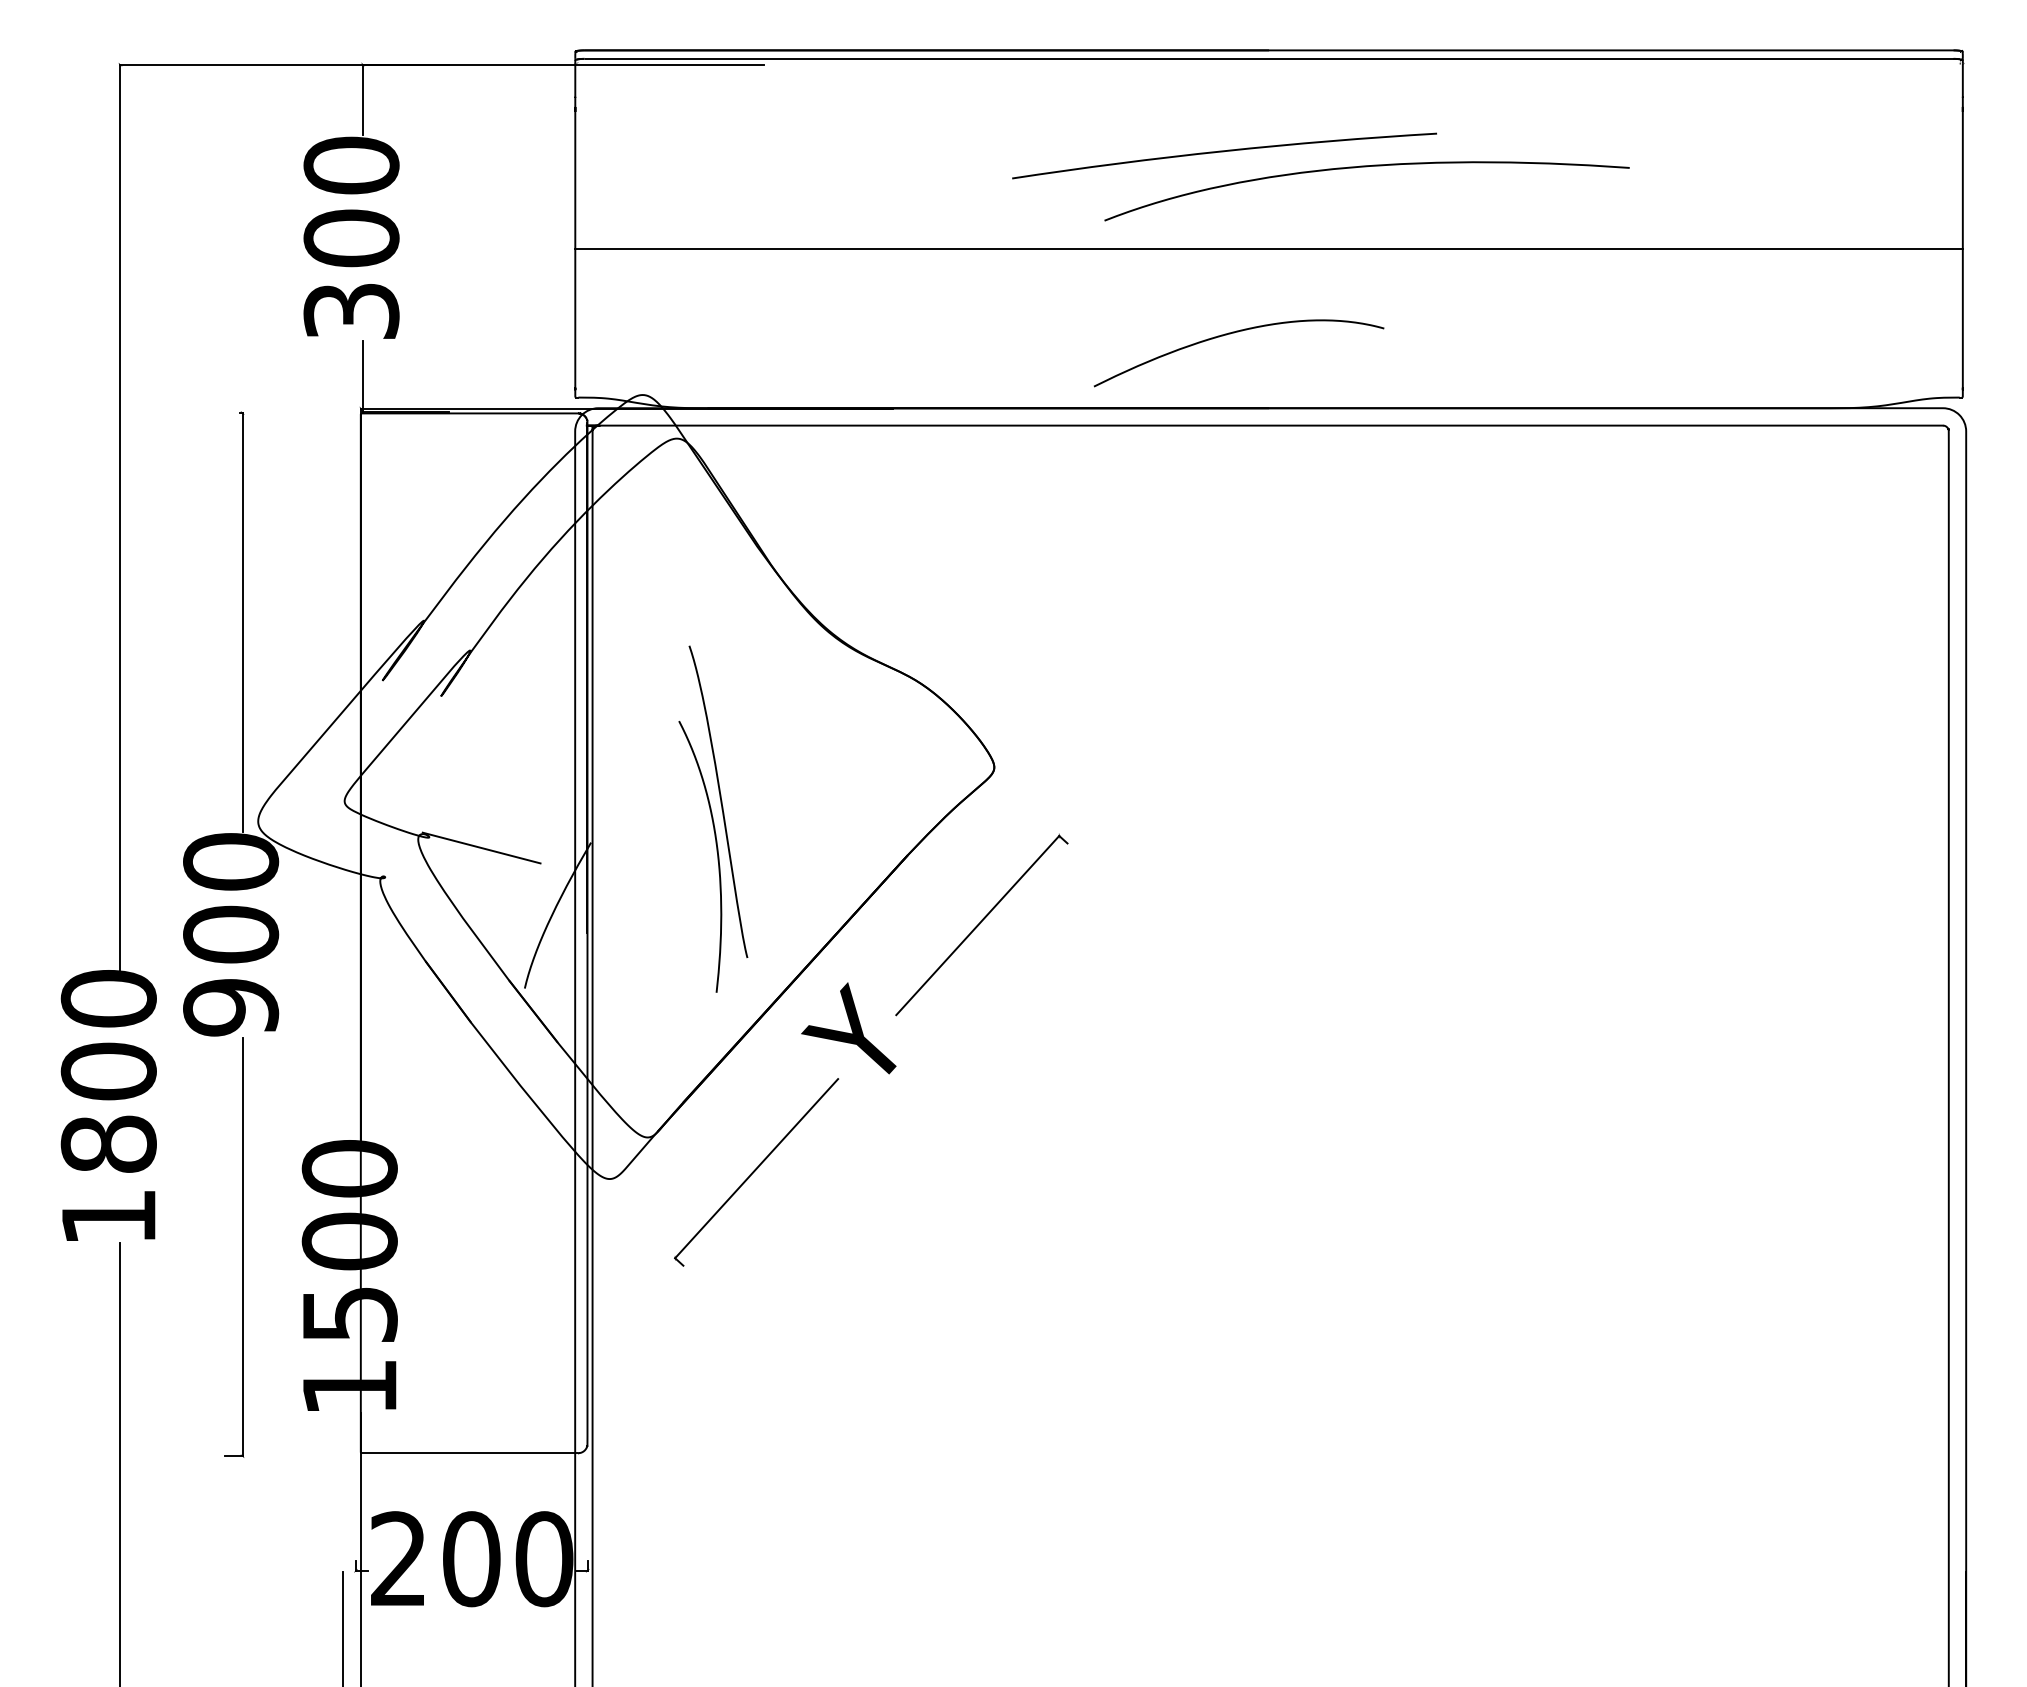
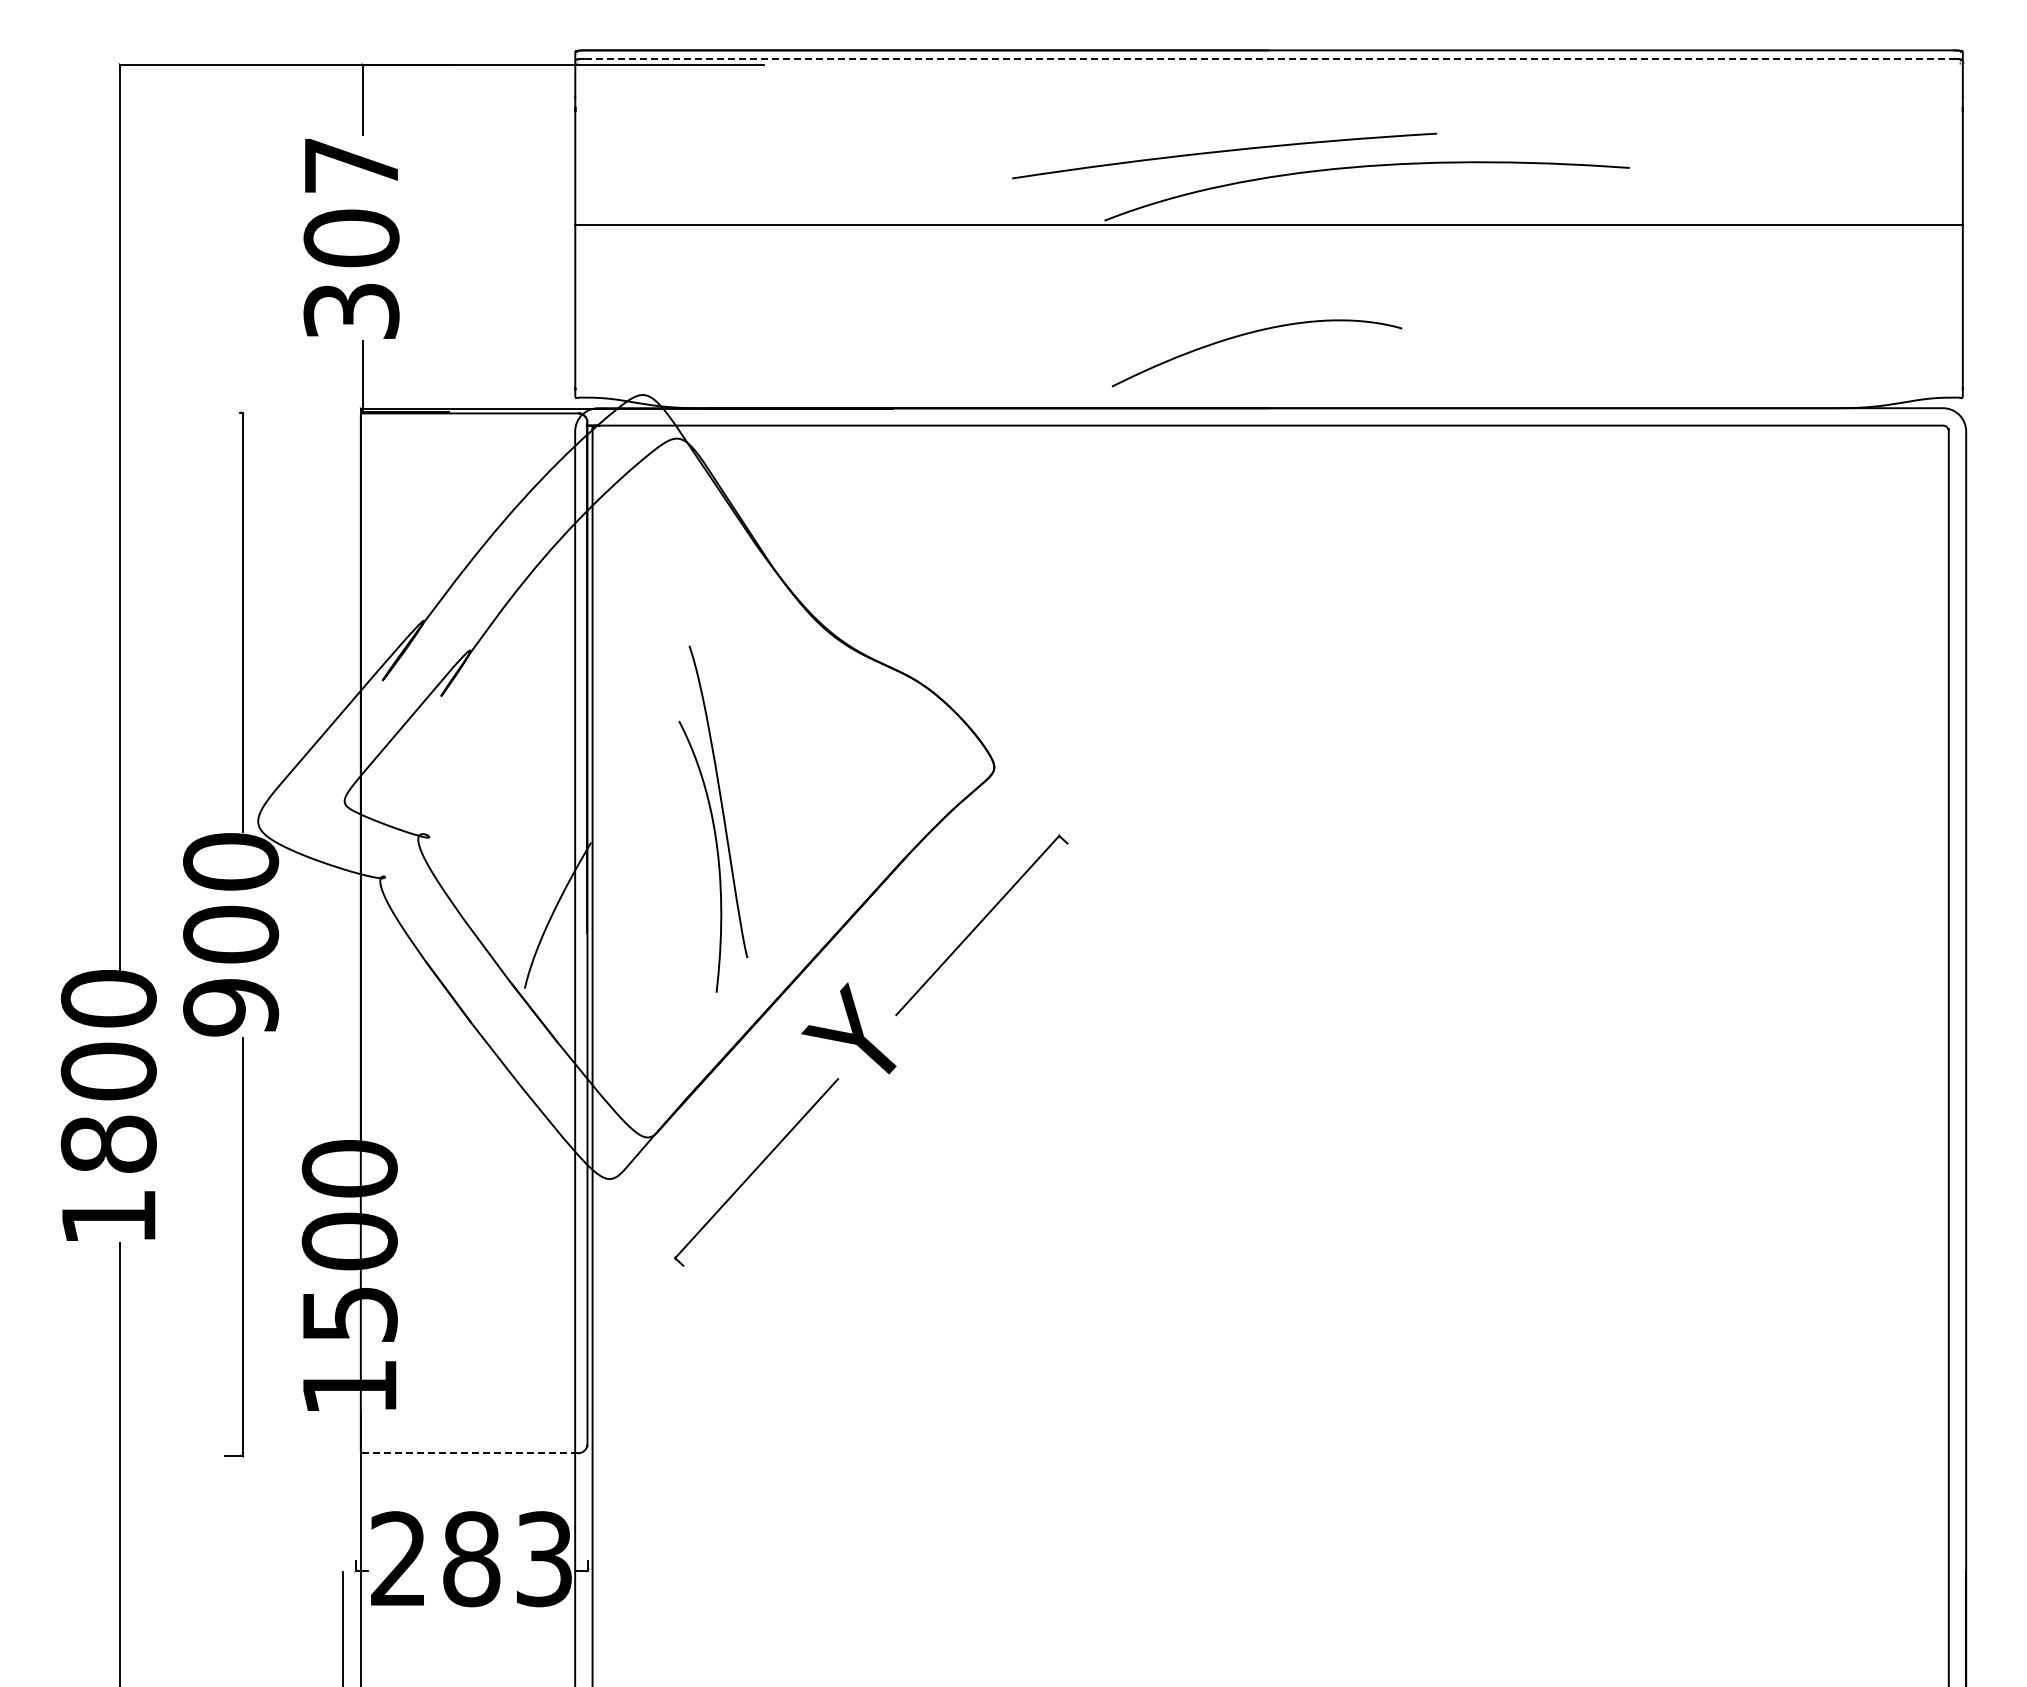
line: solid -> dashed (1269, 58)
text: 300 -> 307 (351, 165)
line position: (1268, 249) -> (1268, 225) (1268, 225)
curve position: (1234, 333) -> (1252, 333) (1252, 333)
line: present -> none (481, 847)
line: solid -> dashed (468, 1453)
text: 200 -> 283 (508, 1559)
